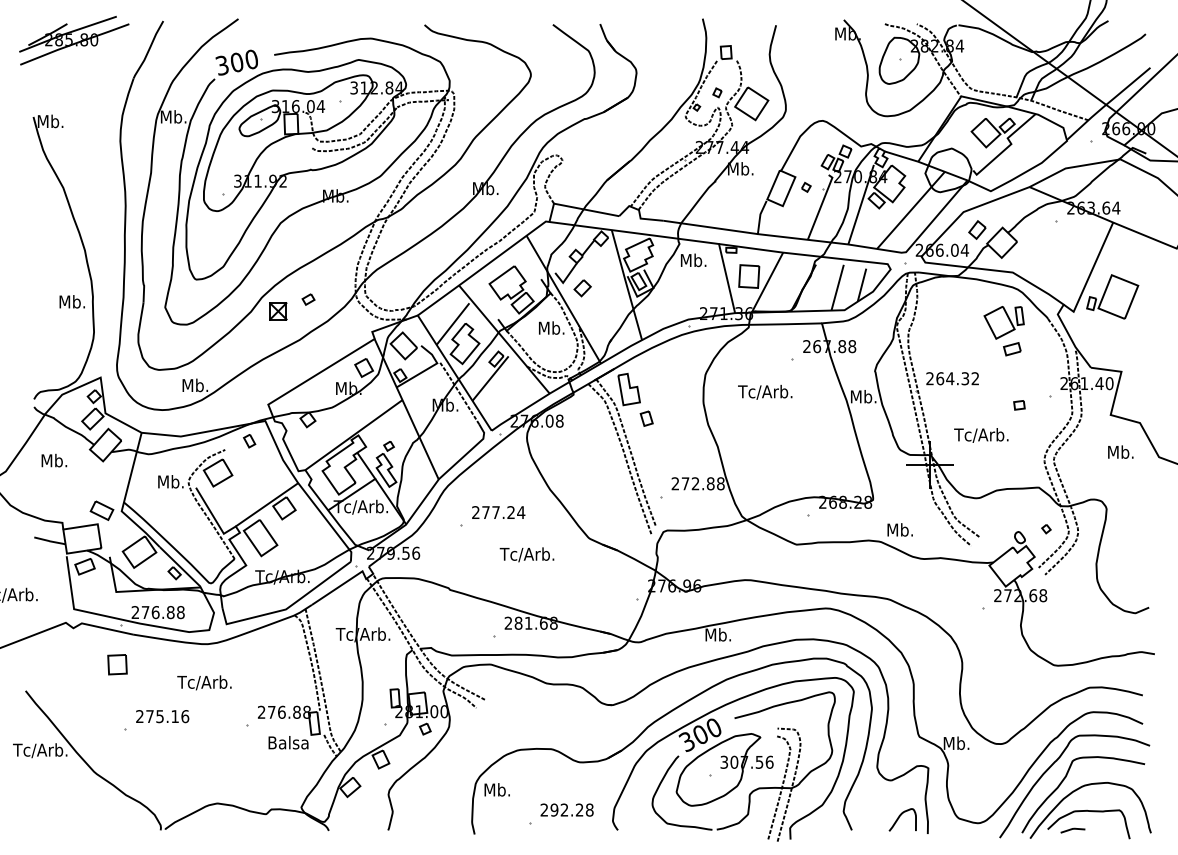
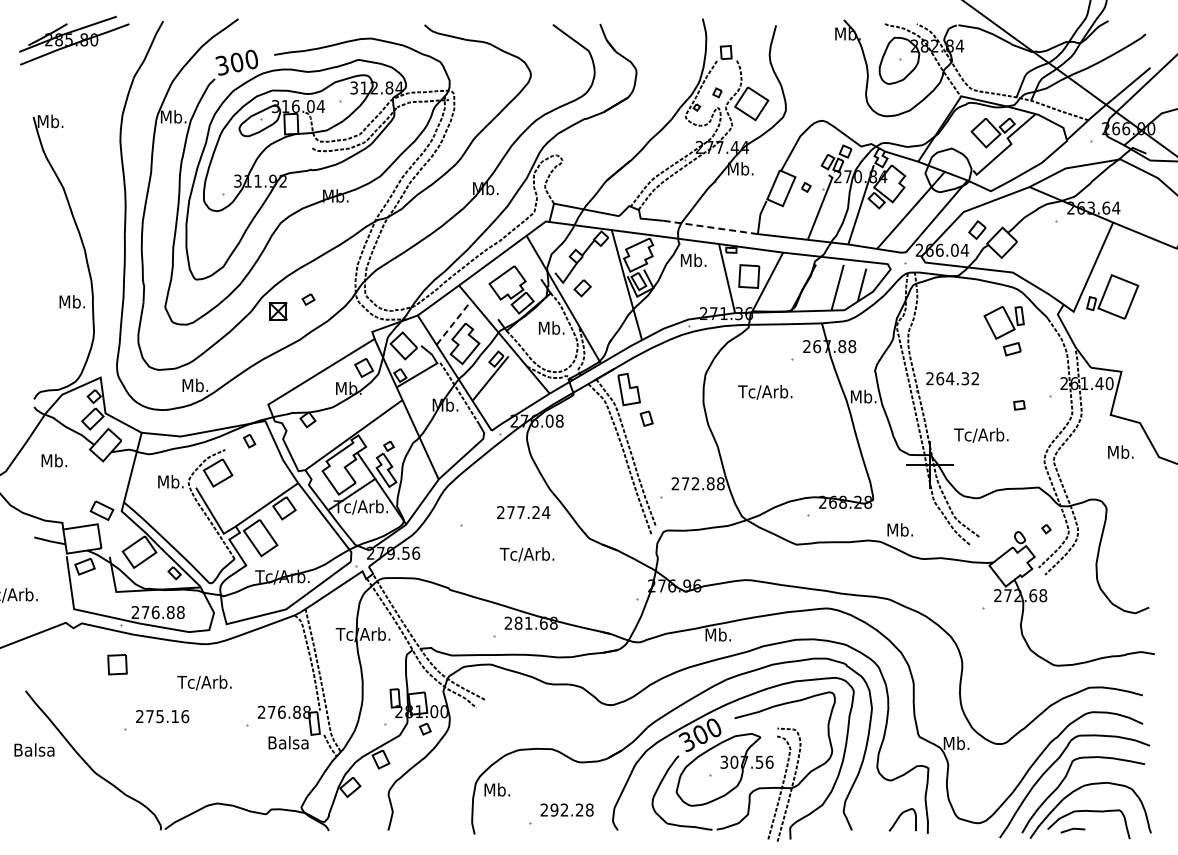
line: solid -> dashed (710, 227)
line: solid -> dashed (453, 323)
text position: (498, 512) -> (523, 512) (523, 512)
text: Tc/Arb. -> Balsa (40, 750)
